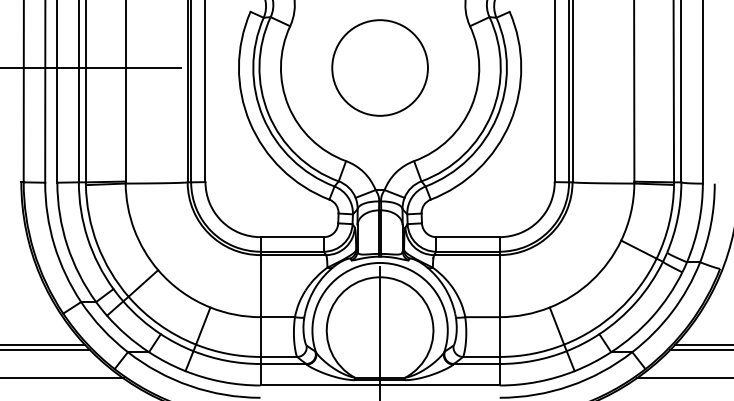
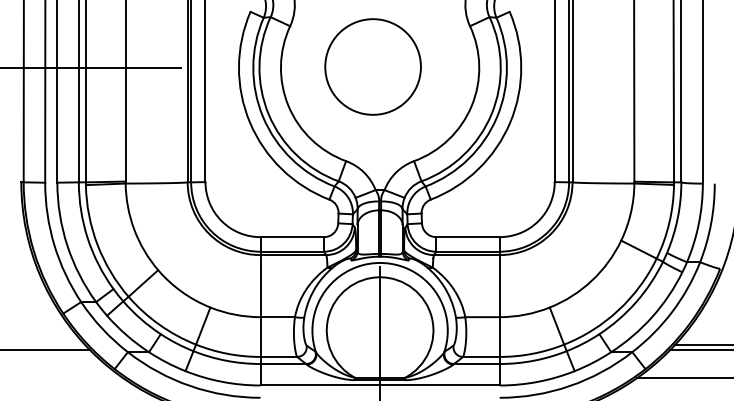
circle position: (379, 67) -> (372, 66) (372, 66)
line: present -> none (43, 344)
line: present -> none (62, 378)
